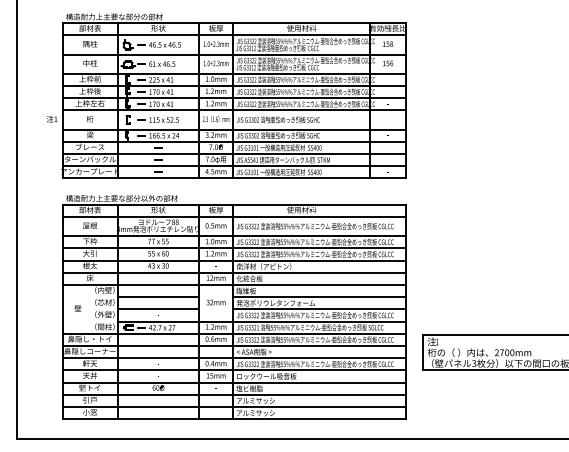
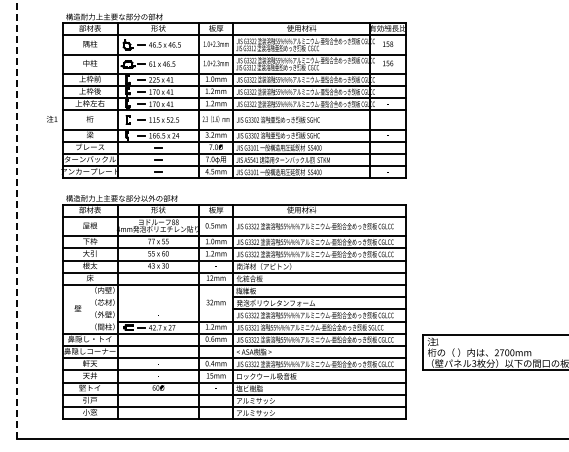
line: solid -> dashed (17, 219)
line: present -> none (158, 297)
line: present -> none (158, 309)
